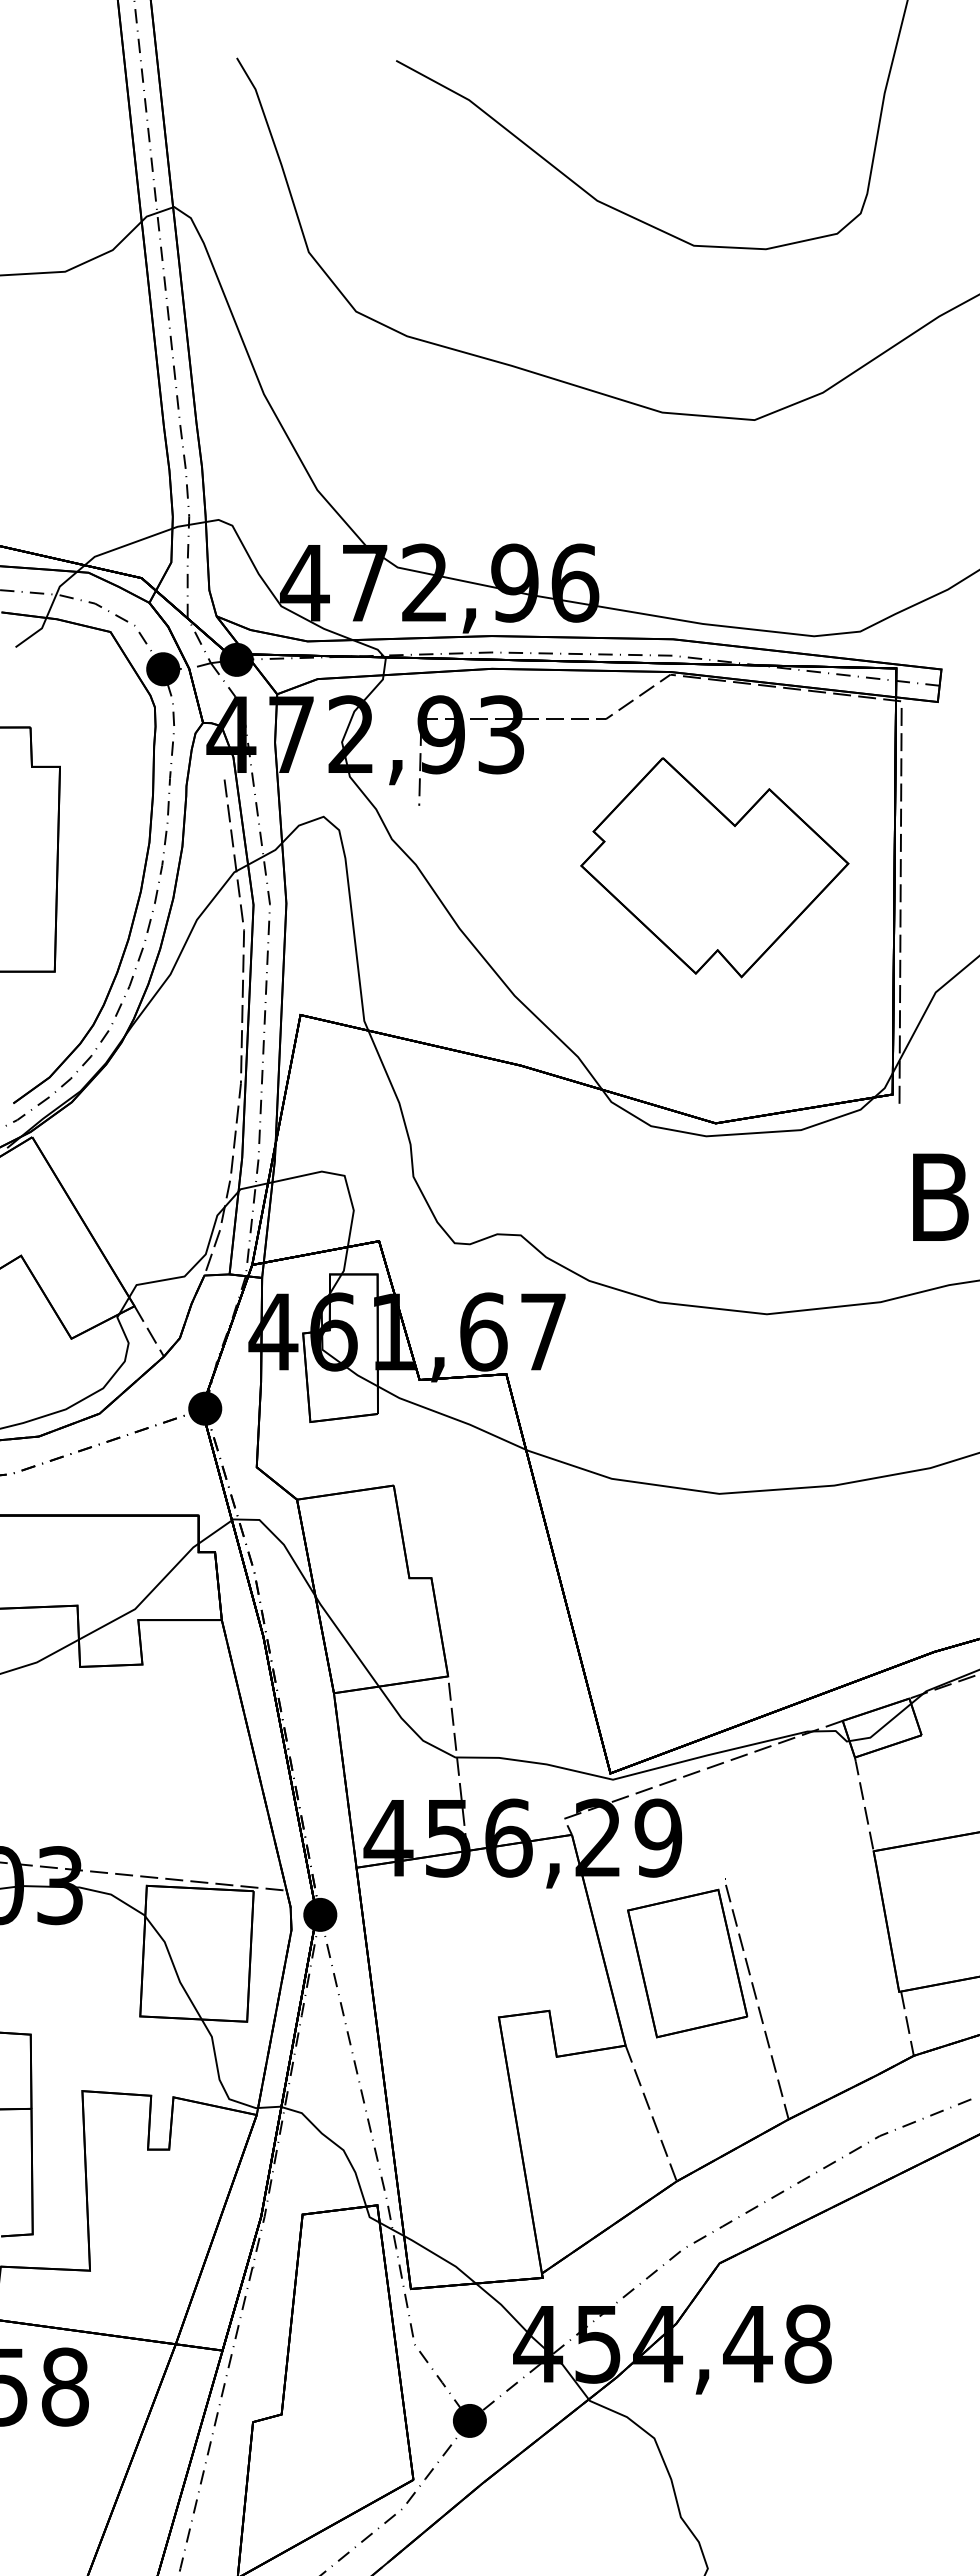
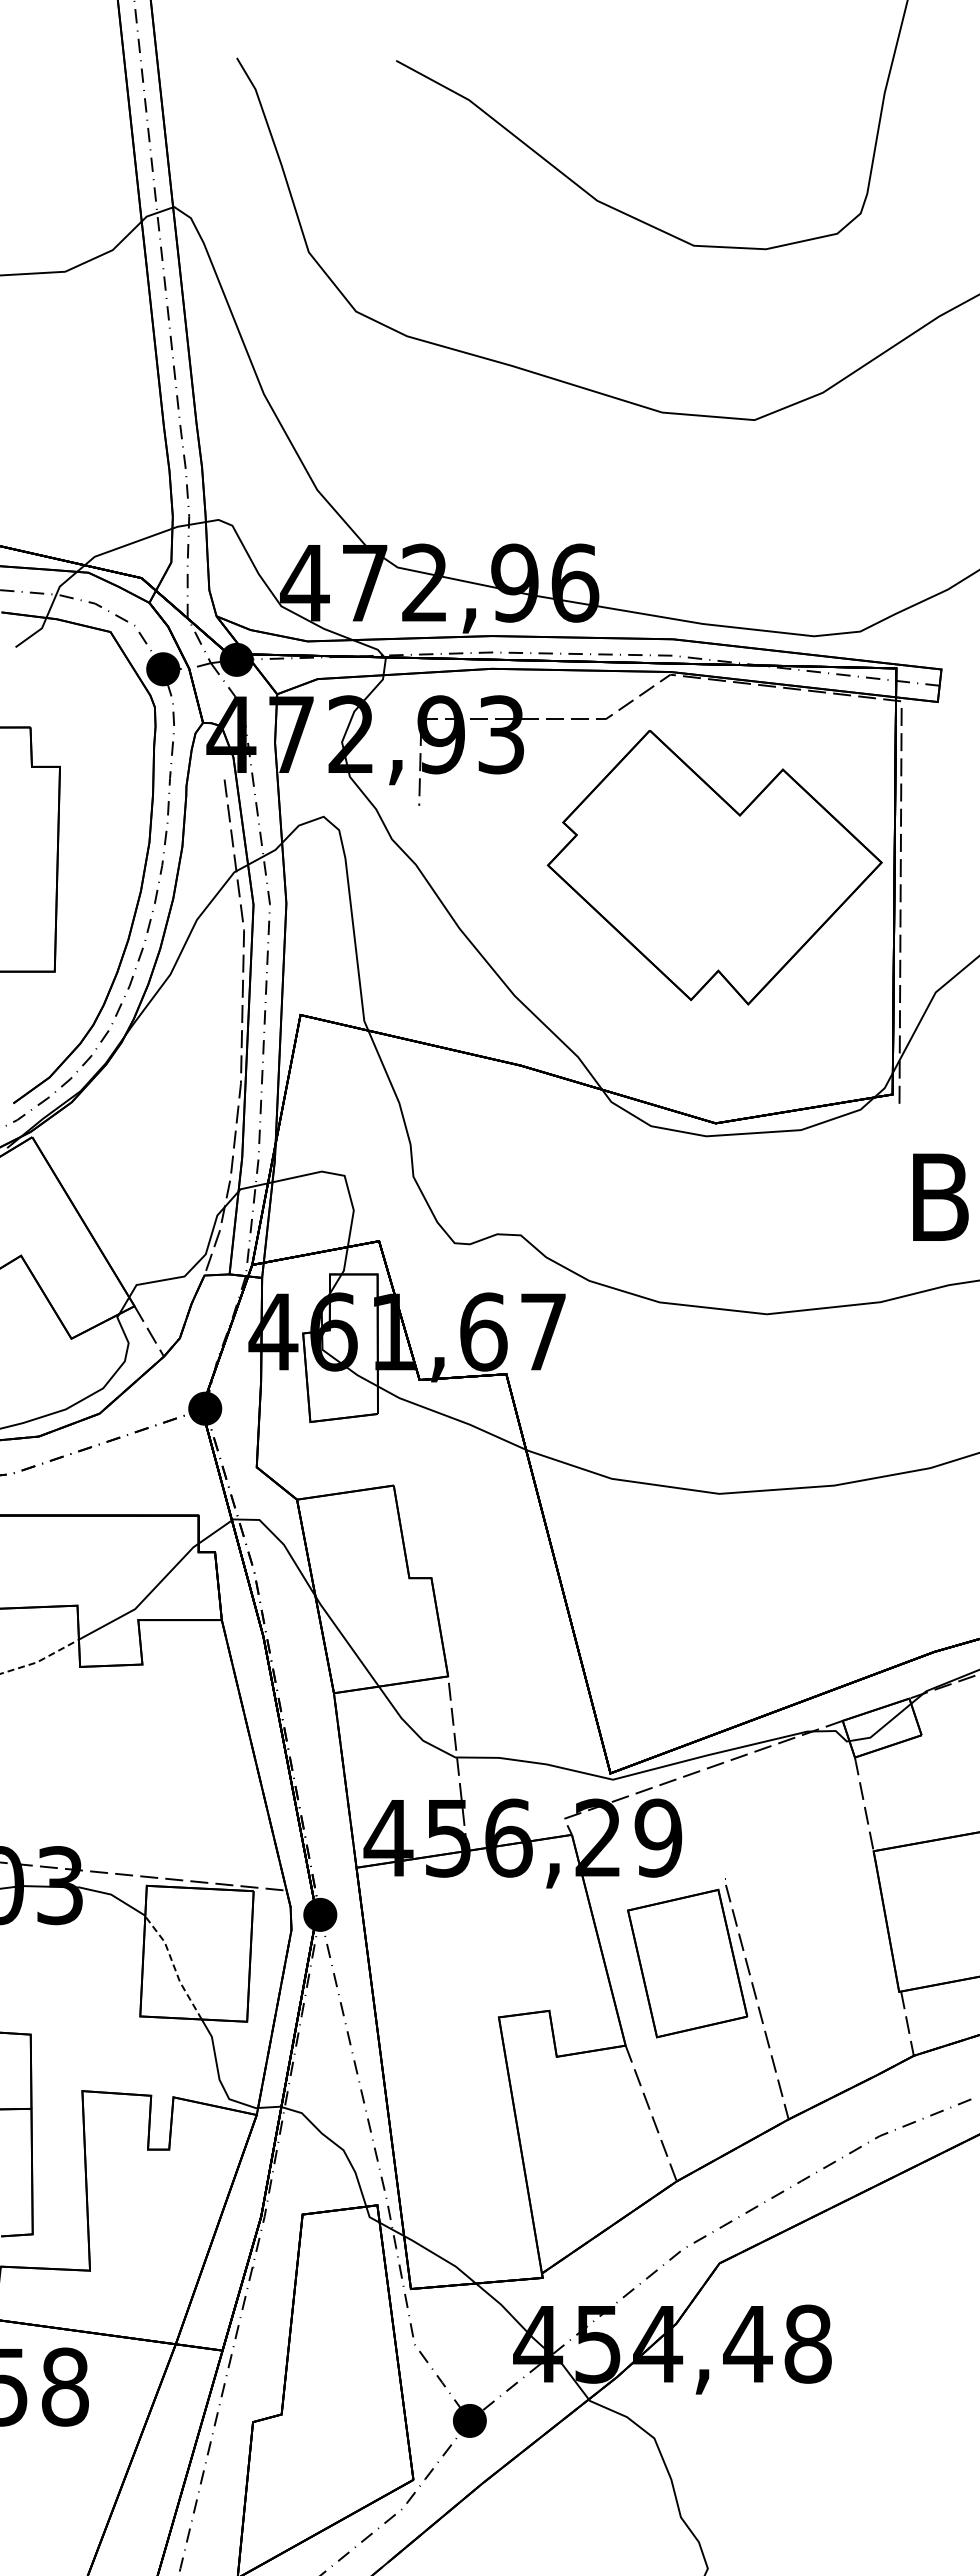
part size: 270x222 px -> 337x276 px (714, 867)
line: solid -> dashed (41, 1660)
line: solid -> dashed (174, 1966)
